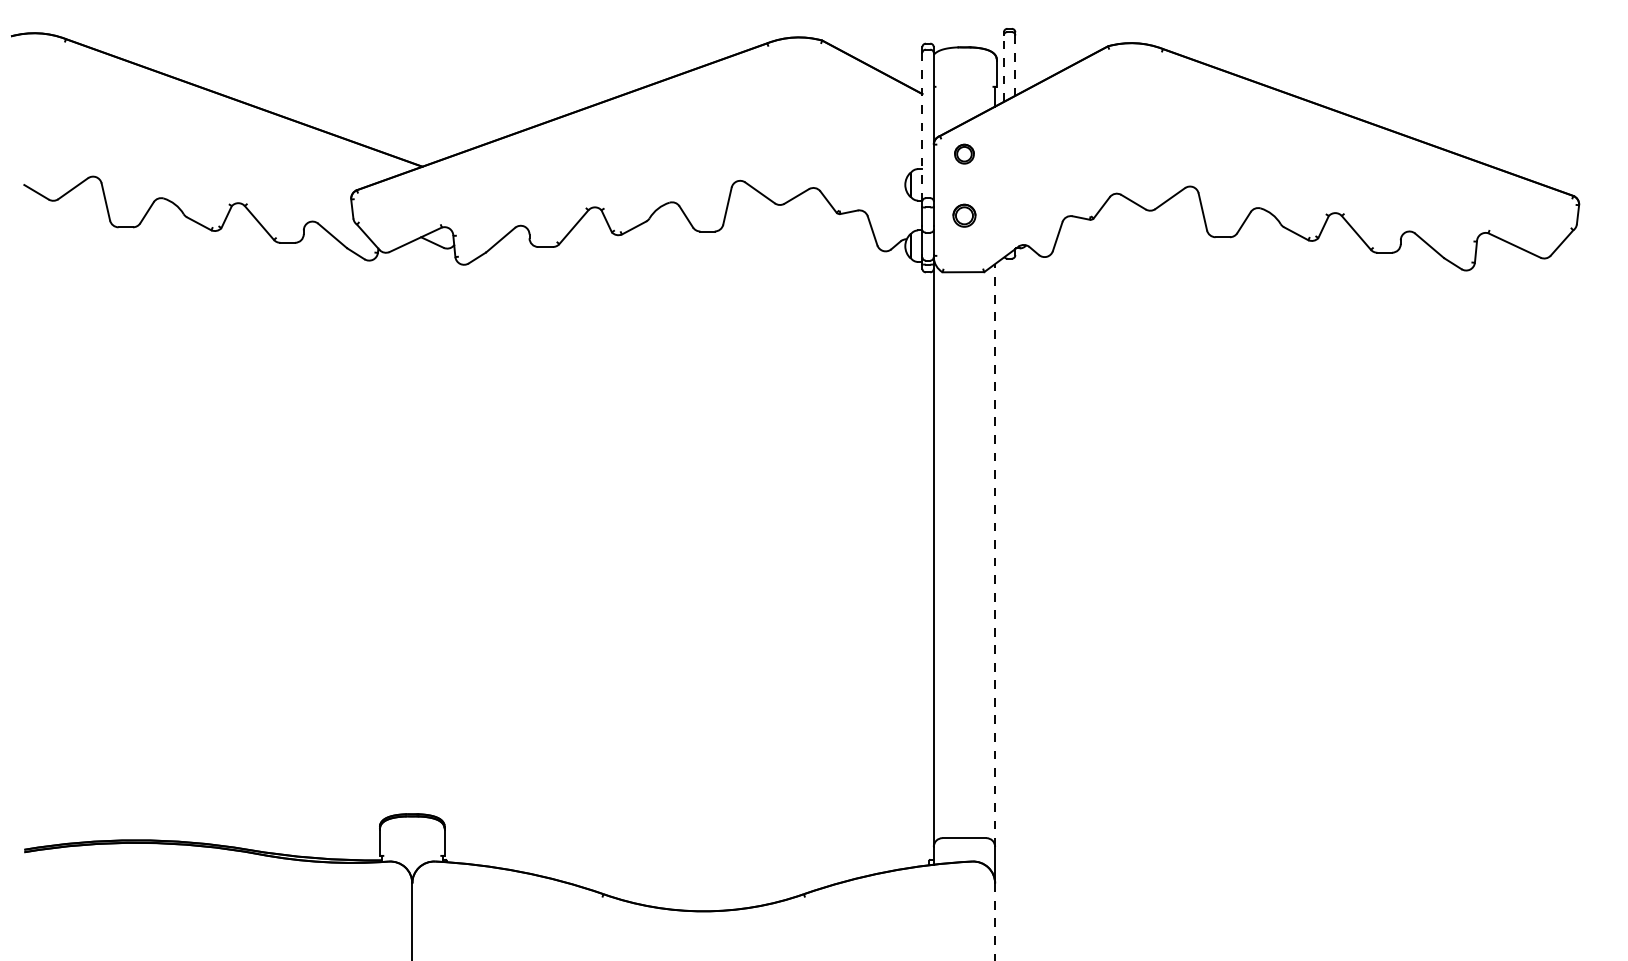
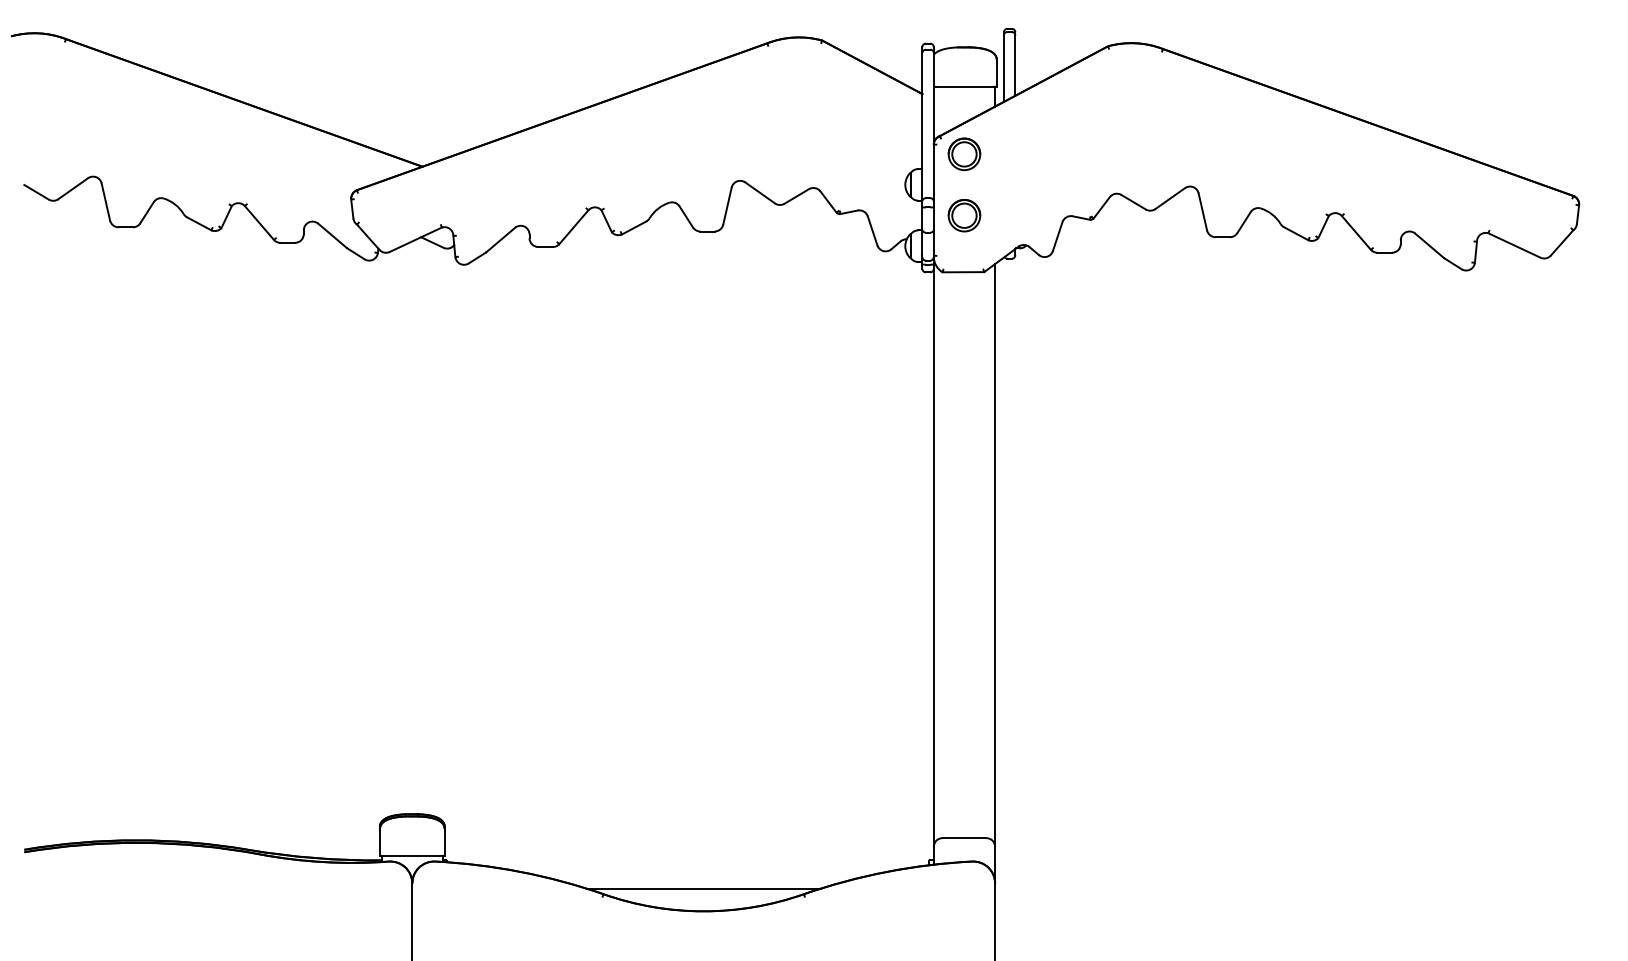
line: dashed -> solid (1015, 66)
line: dashed -> solid (1003, 68)
line: none -> present (964, 86)
line: dashed -> solid (922, 126)
part size: 21x22 px -> 35x34 px (964, 153)
part size: 25x25 px -> 35x34 px (964, 215)
line: dashed -> solid (995, 554)
line: none -> present (412, 855)
line: none -> present (703, 888)
line: dashed -> solid (995, 922)
